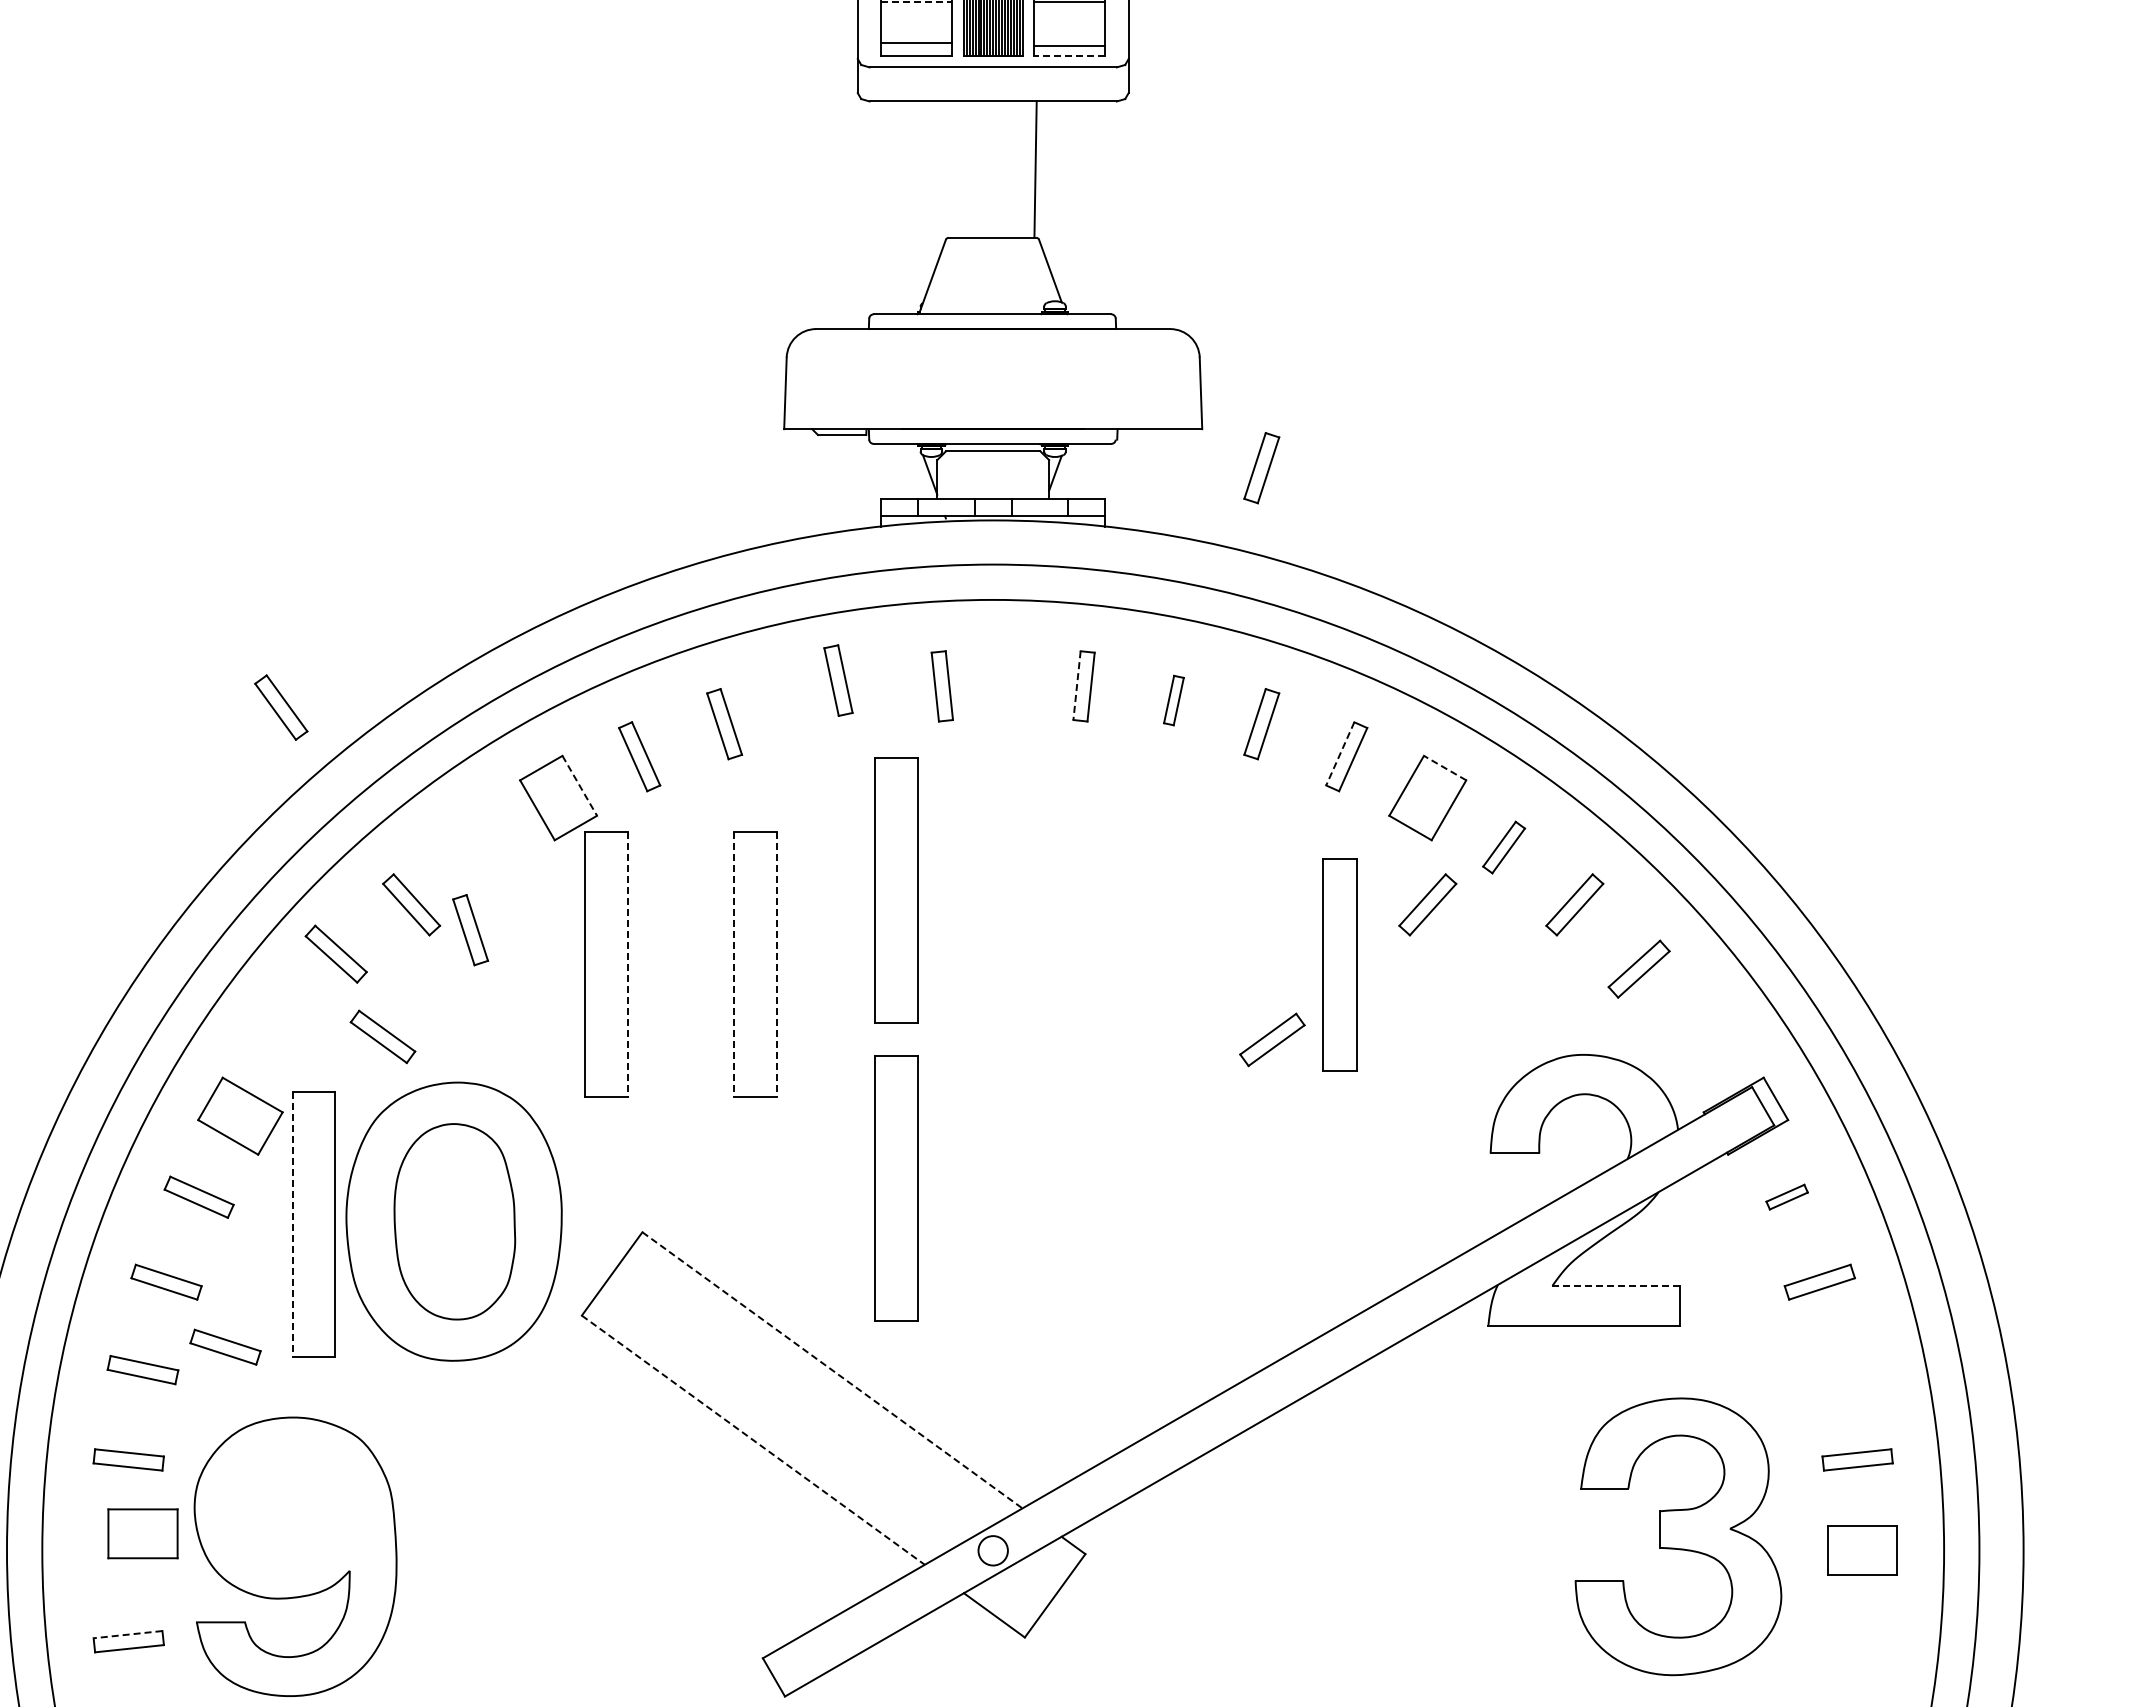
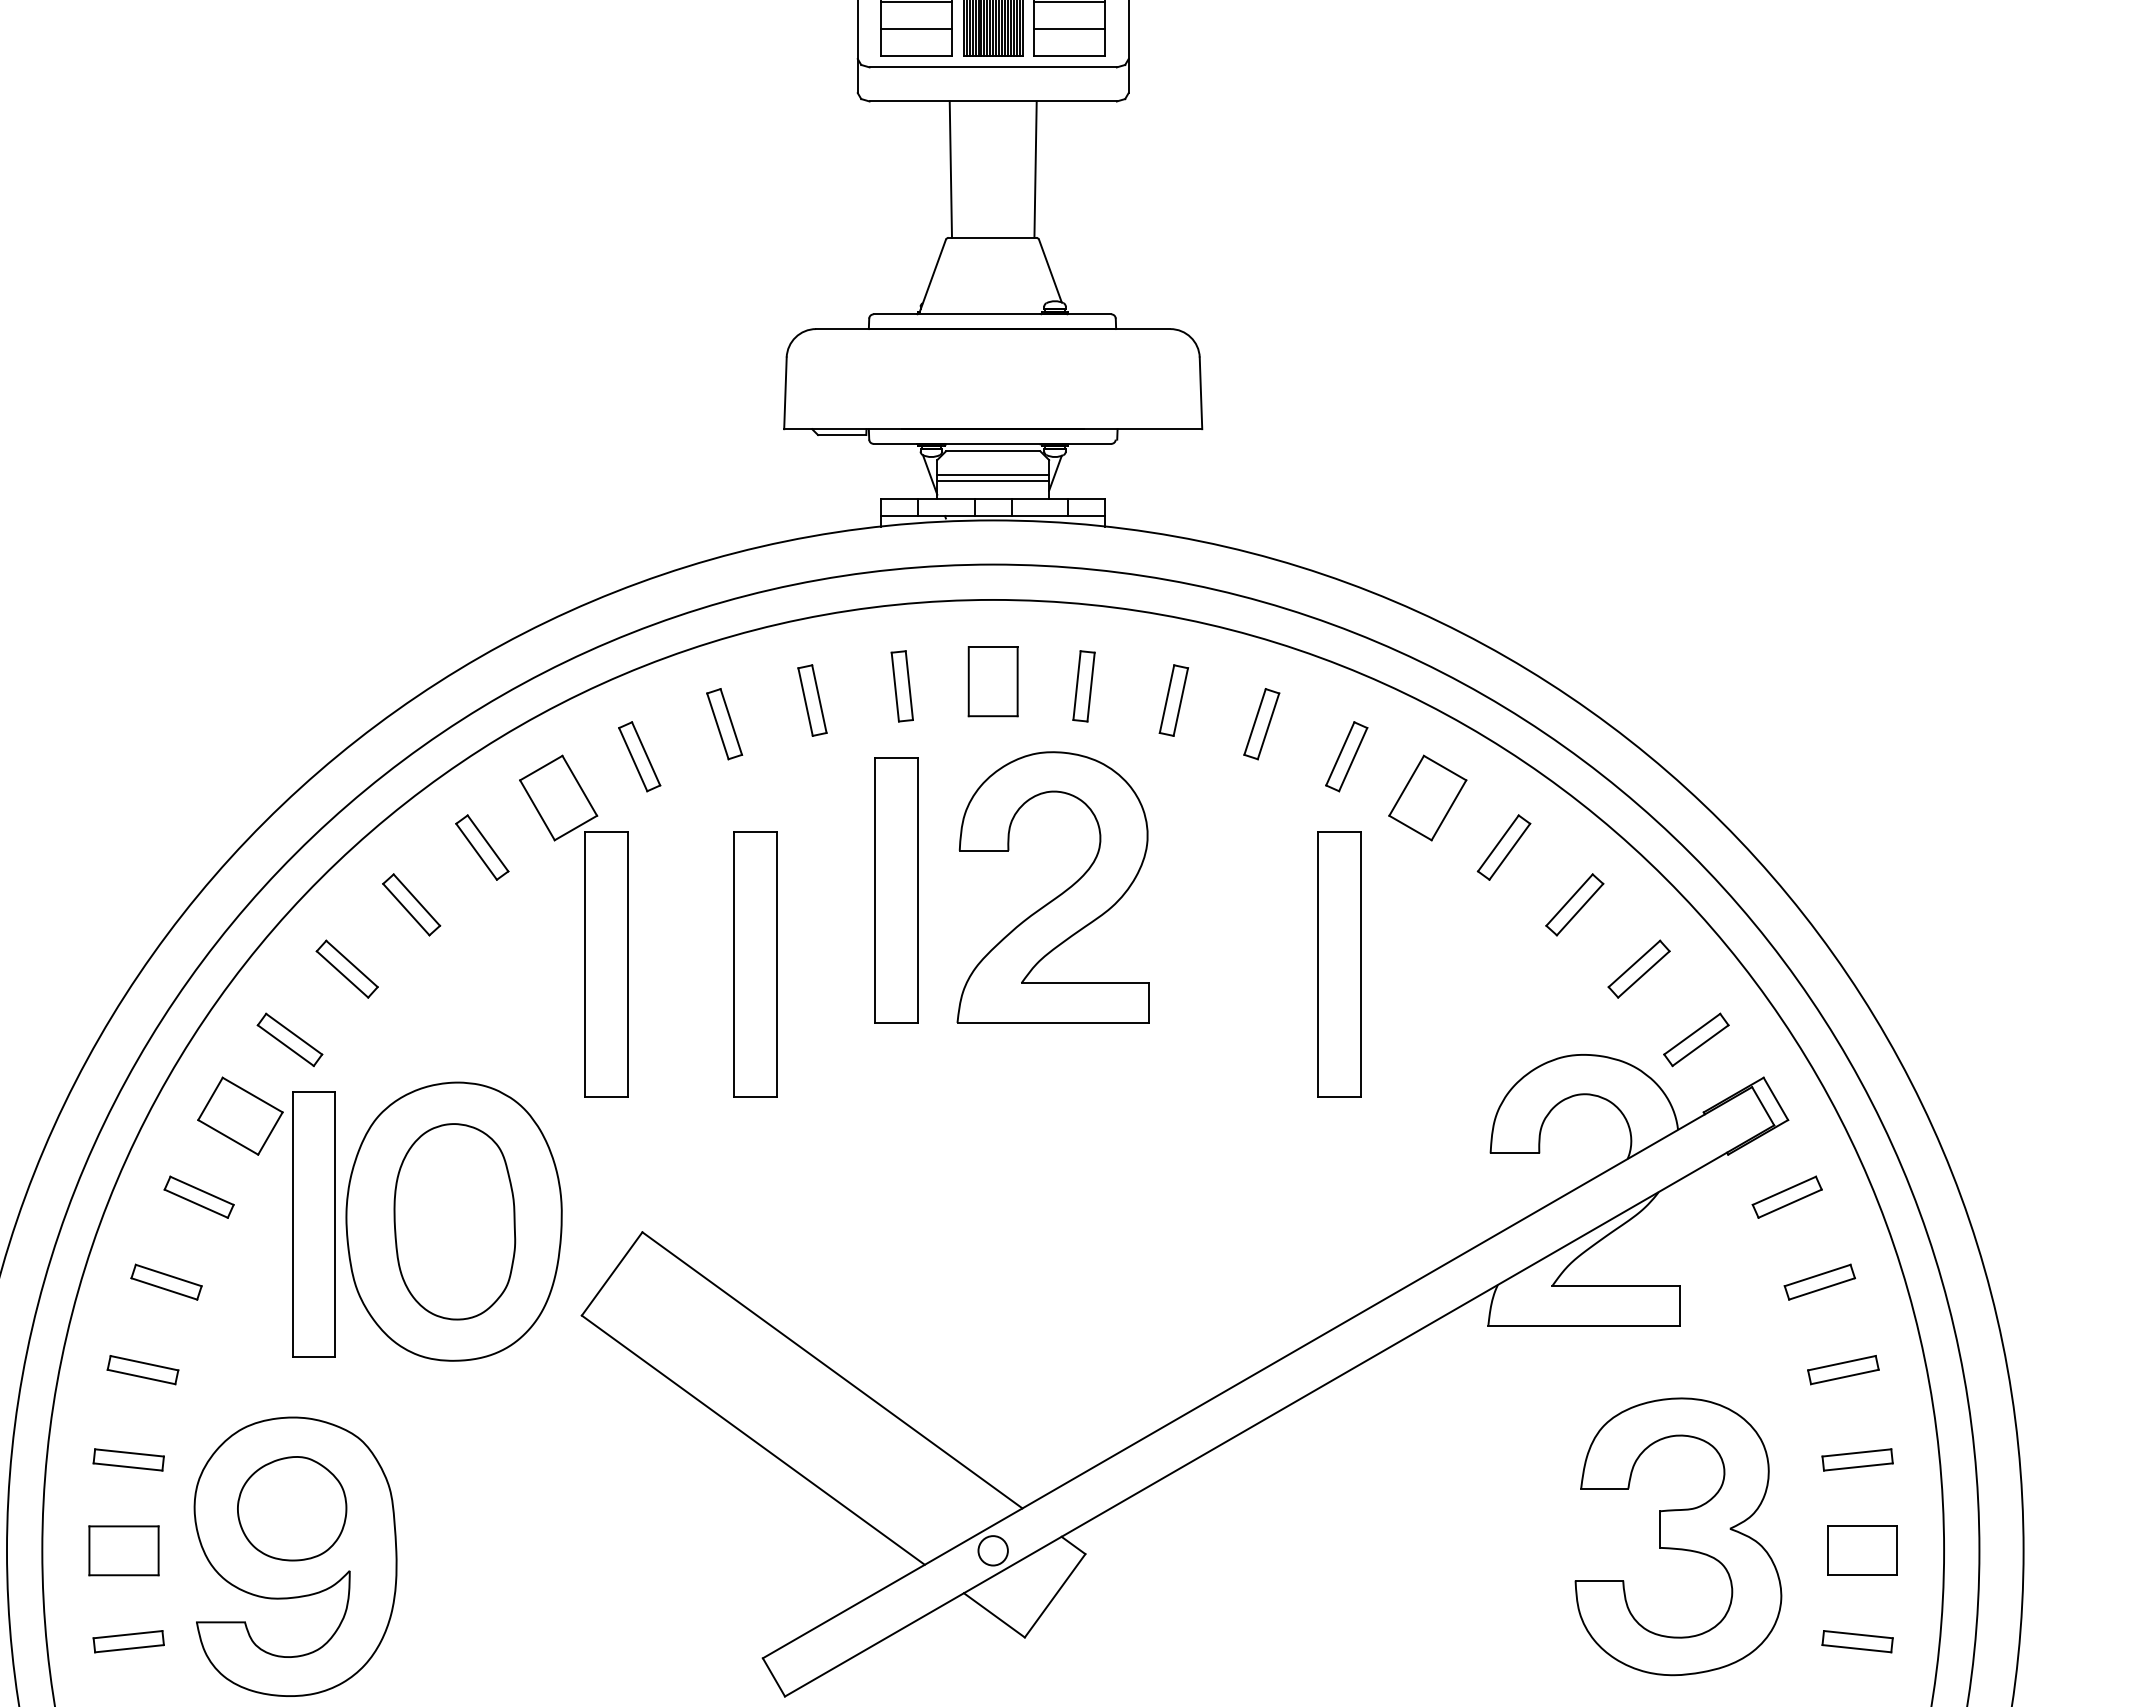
line: dashed -> solid (917, 1)
line position: (916, 42) -> (916, 28) (916, 28)
line position: (1069, 45) -> (1069, 28) (1069, 28)
line: dashed -> solid (1069, 55)
line: none -> present (950, 169)
part: present -> none (1261, 468)
line: none -> present (993, 474)
line: none -> present (993, 480)
part position: (838, 680) -> (812, 700) (812, 700)
part: none -> present (992, 681)
line: dashed -> solid (1077, 685)
part position: (941, 686) -> (901, 686) (901, 686)
part size: 22x53 px -> 32x73 px (1173, 700)
part position: (281, 707) -> (482, 847) (482, 847)
line: dashed -> solid (1340, 753)
line: dashed -> solid (1444, 767)
line: dashed -> solid (579, 785)
part size: 45x55 px -> 56x67 px (1503, 847)
part: none -> present (1057, 895)
part: present -> none (1427, 904)
part: present -> none (470, 930)
part position: (335, 953) -> (346, 968) (346, 968)
part size: 36x214 px -> 45x267 px (1339, 964)
line: dashed -> solid (628, 965)
line: dashed -> solid (734, 965)
line: dashed -> solid (776, 965)
part position: (382, 1036) -> (289, 1039) (289, 1039)
part position: (1272, 1039) -> (1696, 1039) (1696, 1039)
part: present -> none (896, 1188)
part size: 44x28 px -> 72x44 px (1786, 1196)
line: dashed -> solid (292, 1224)
line: dashed -> solid (1616, 1285)
part: present -> none (225, 1346)
line: dashed -> solid (832, 1370)
part: none -> present (1843, 1370)
line: dashed -> solid (753, 1440)
part: none -> present (292, 1508)
part position: (142, 1533) -> (123, 1550) (123, 1550)
line: dashed -> solid (128, 1634)
part: none -> present (1857, 1641)
